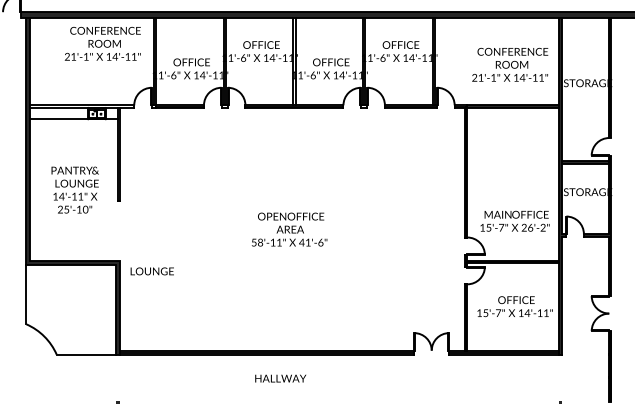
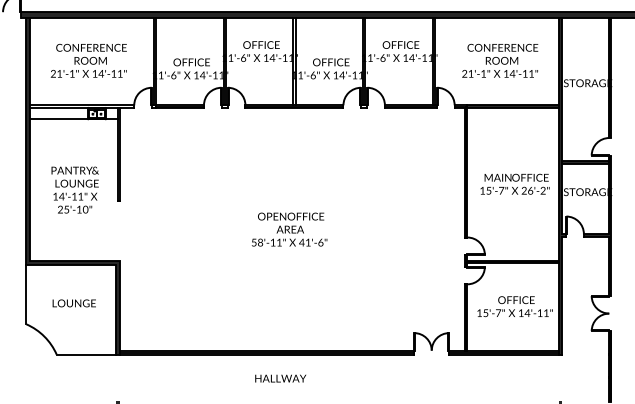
text position: (102, 43) -> (88, 60) (88, 60)
text position: (510, 64) -> (500, 60) (500, 60)
text position: (514, 220) -> (514, 183) (514, 183)
text position: (151, 271) -> (73, 303) (73, 303)
